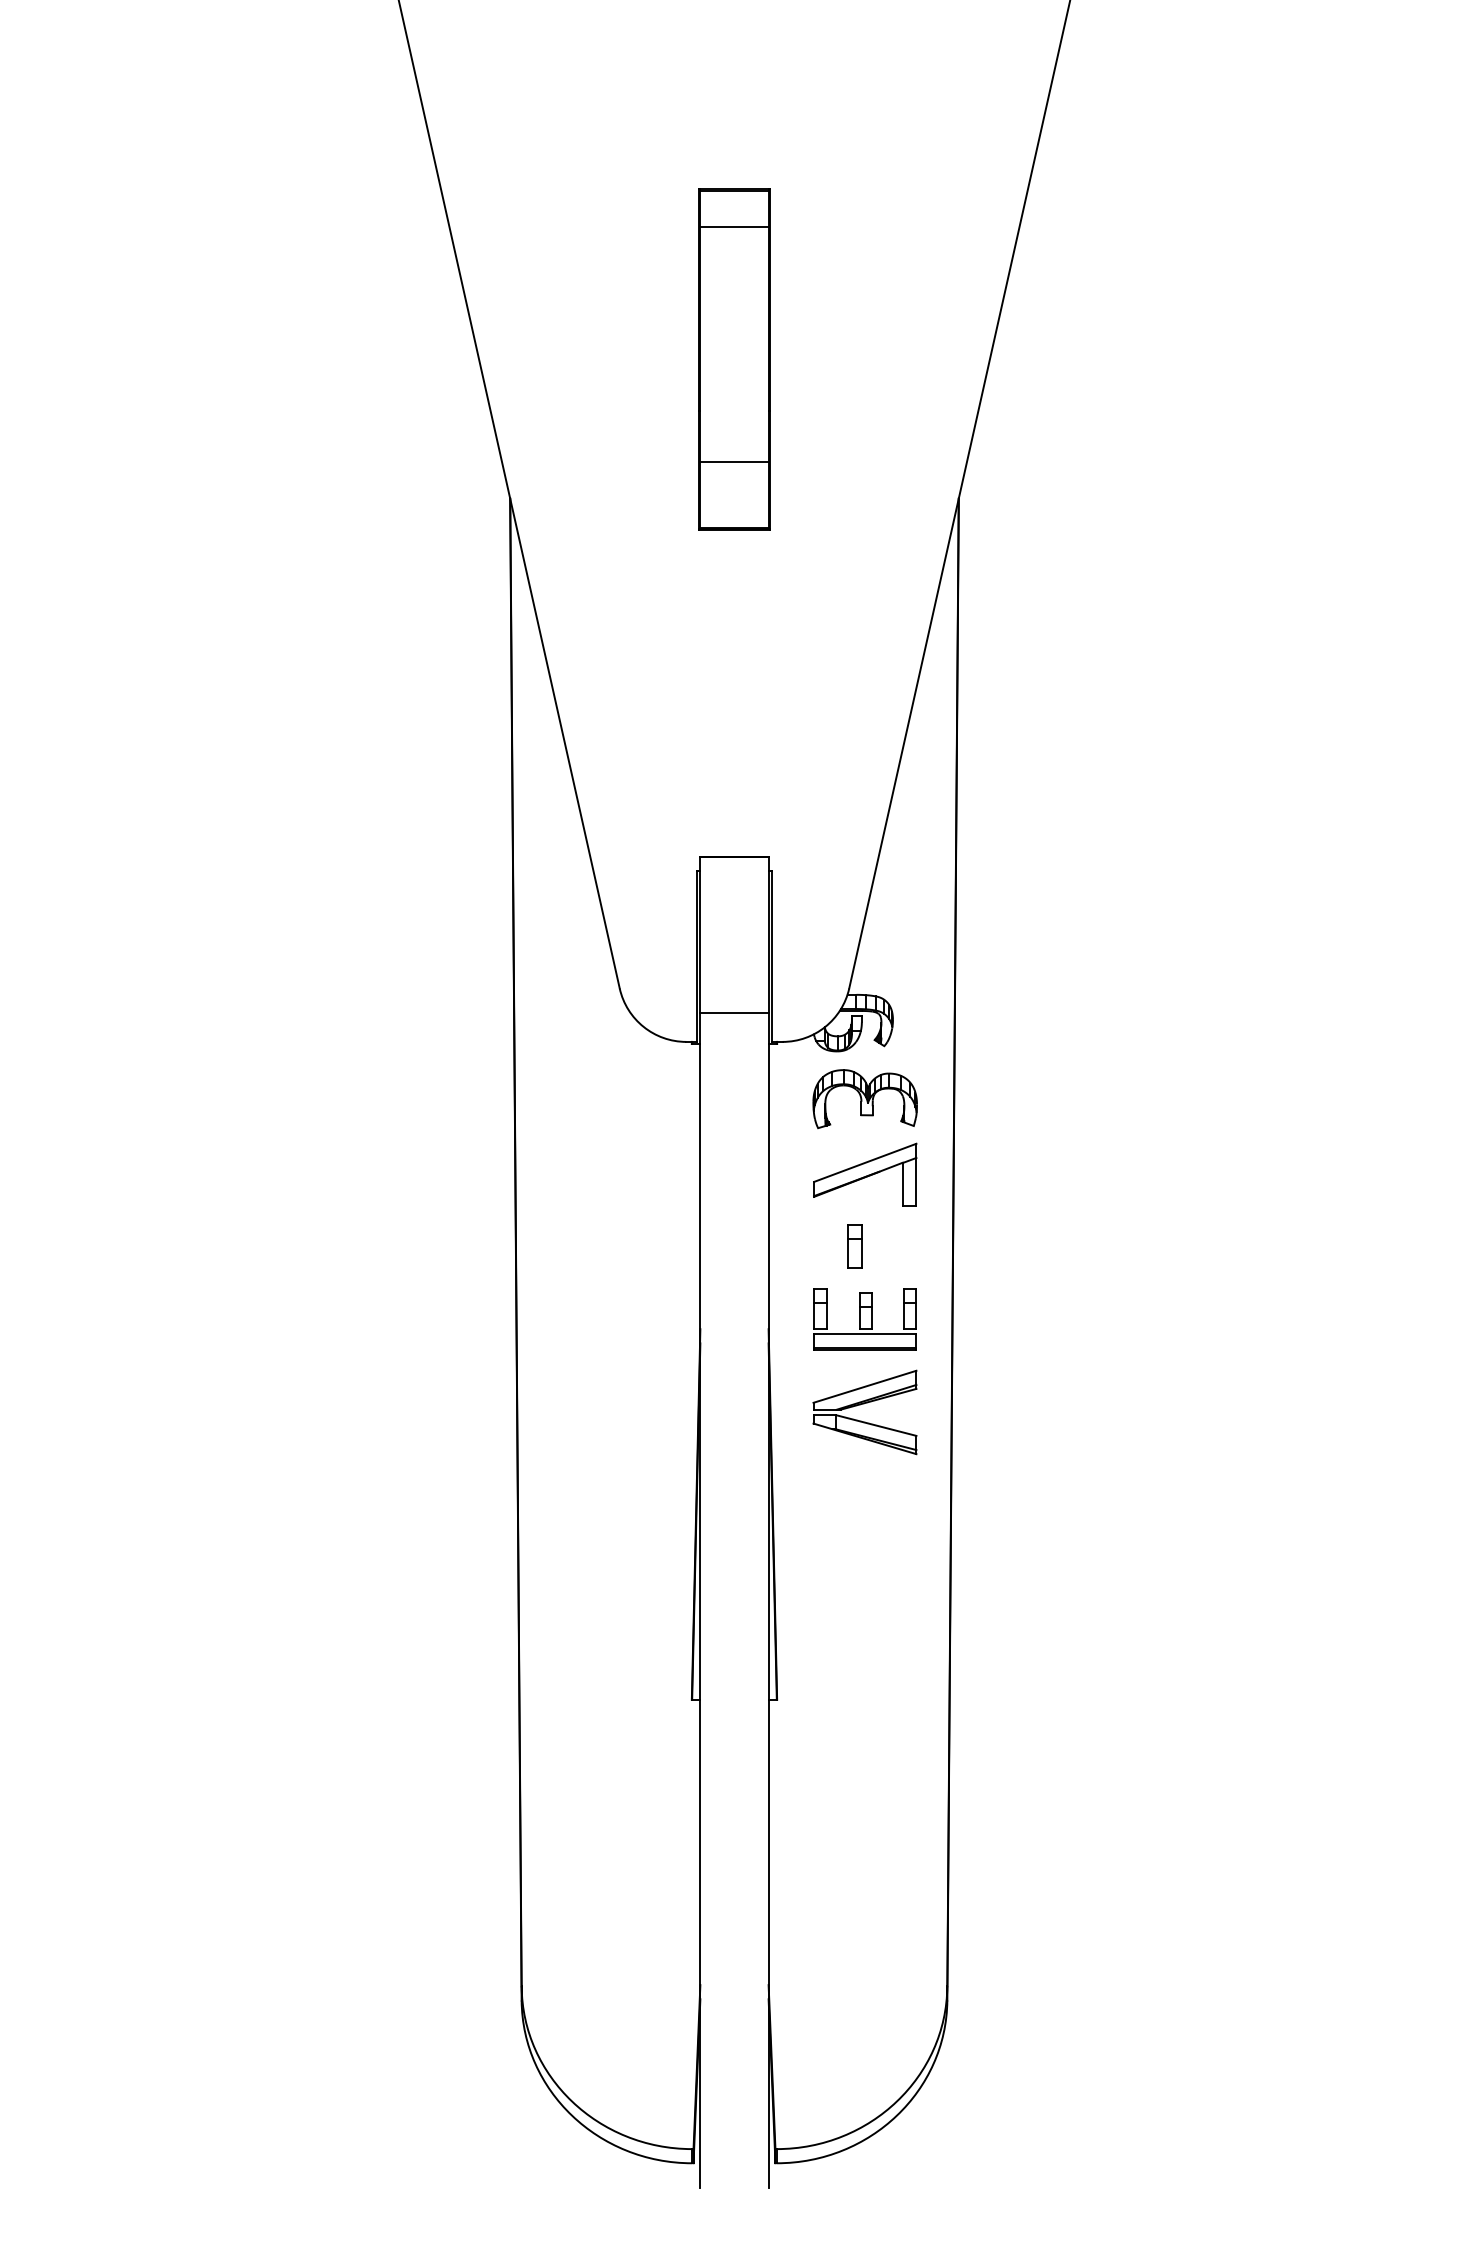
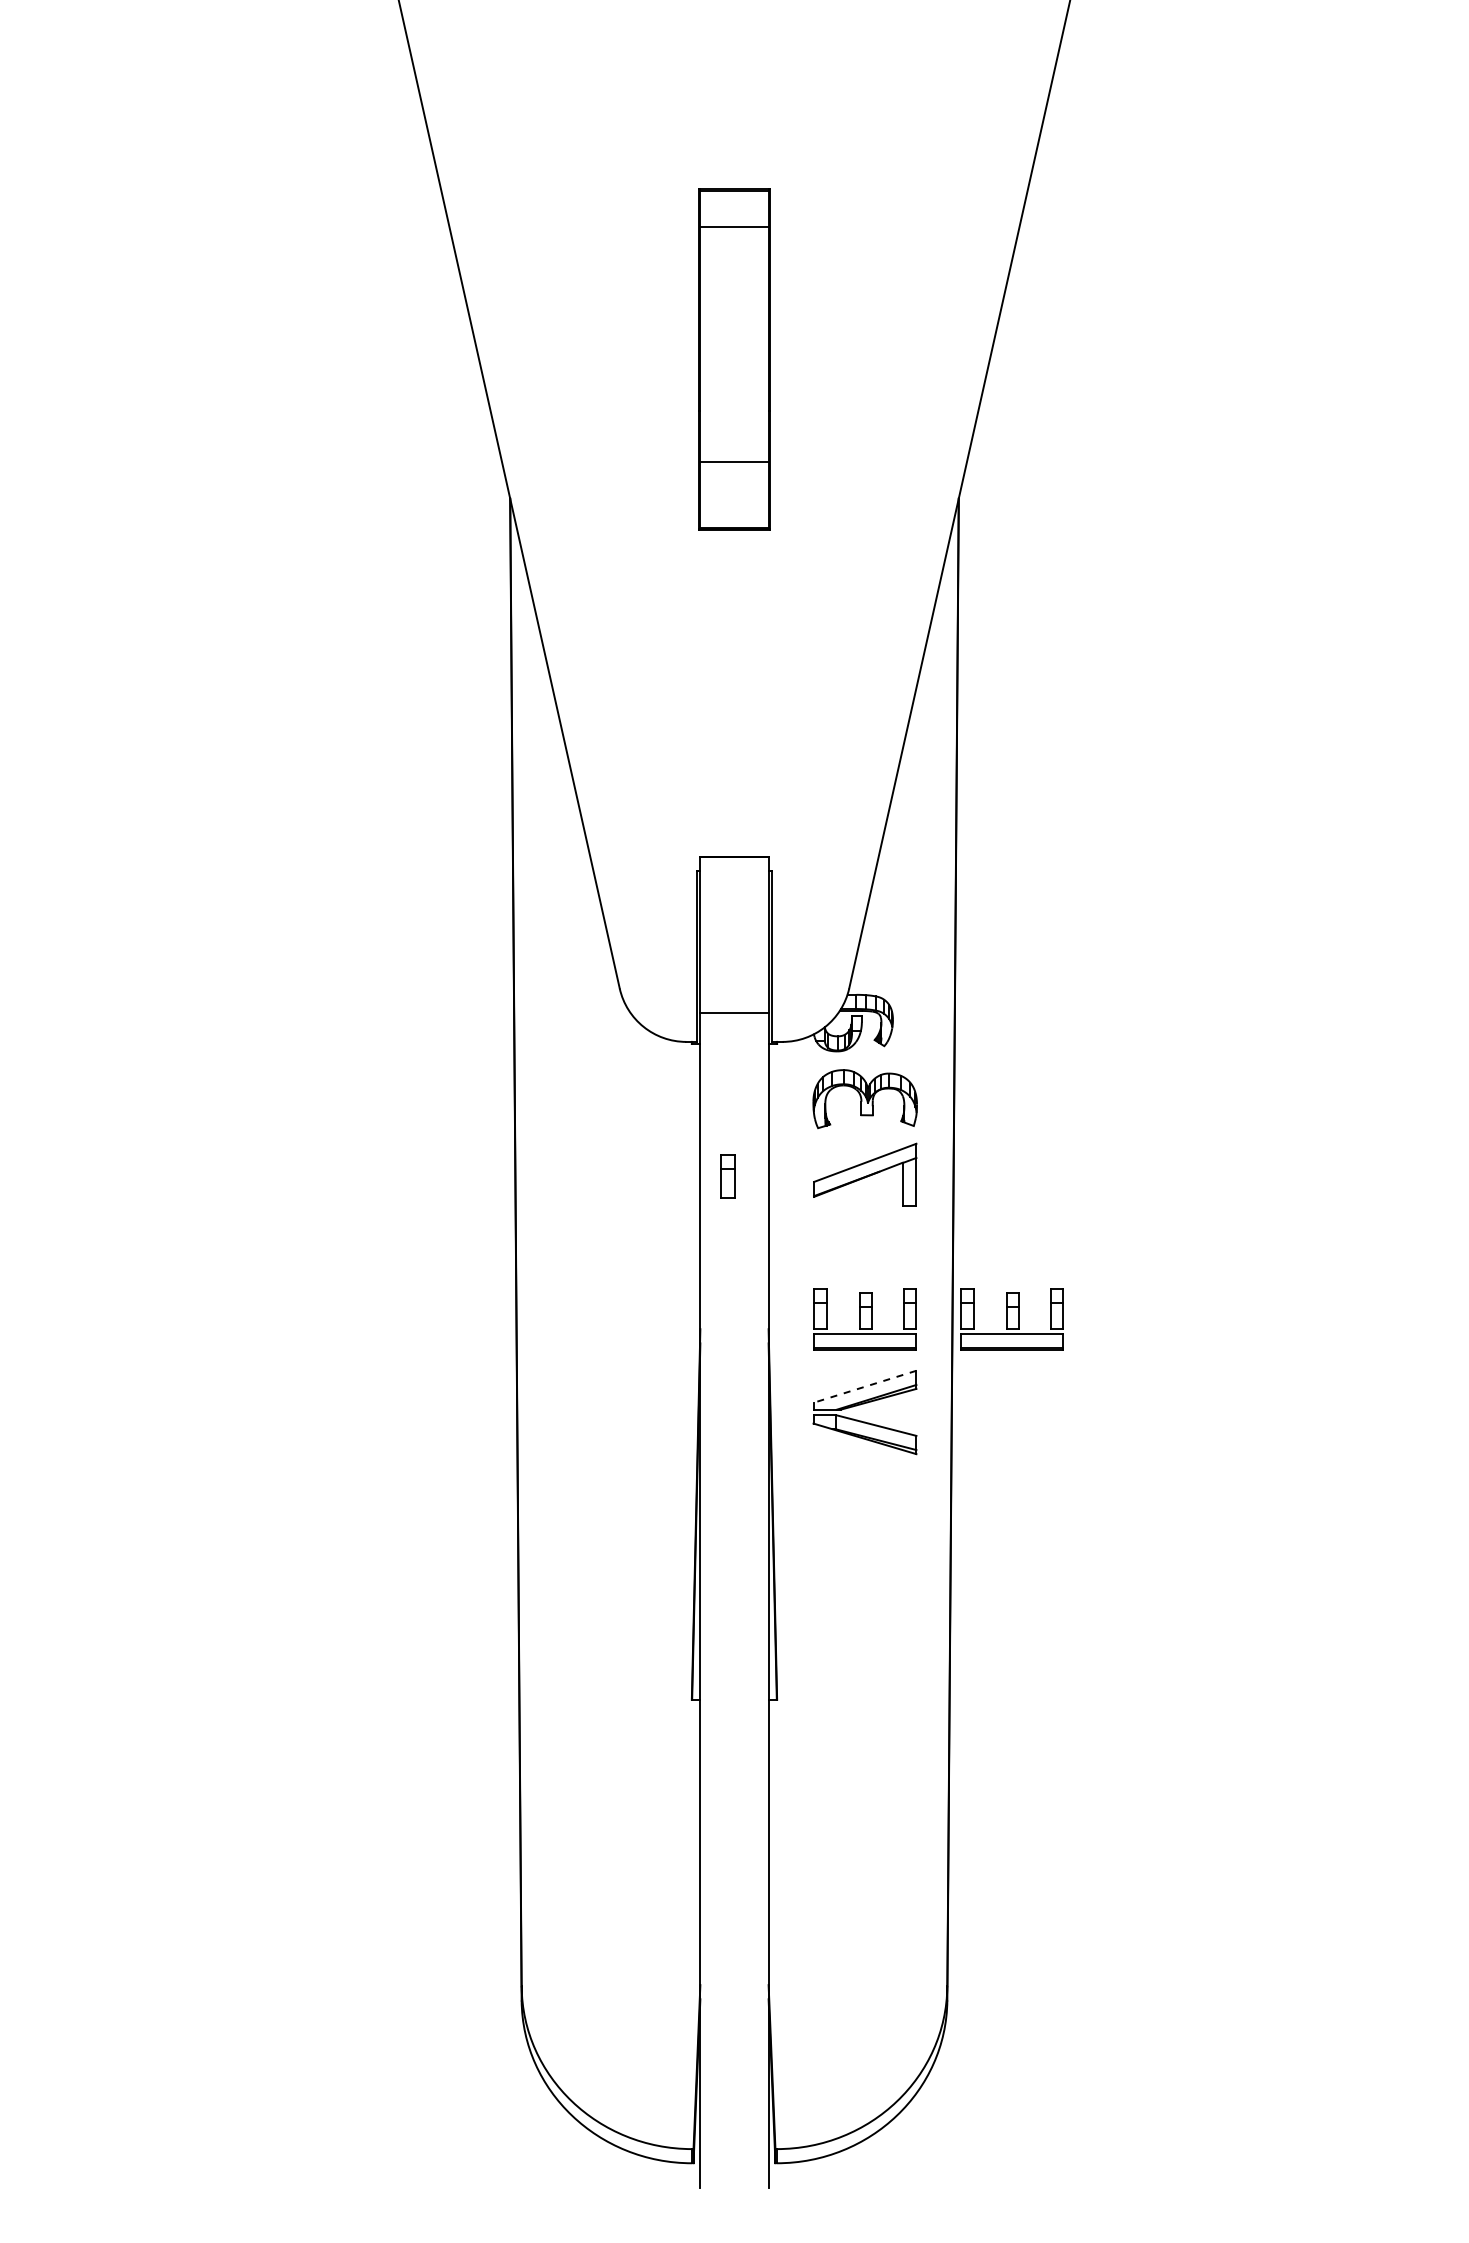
part position: (854, 1246) -> (727, 1176) (727, 1176)
part: none -> present (1011, 1319)
line: solid -> dashed (864, 1386)
